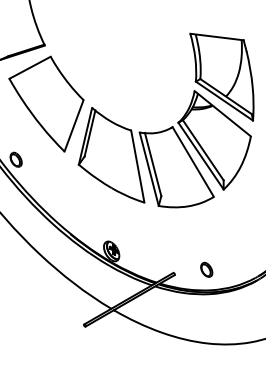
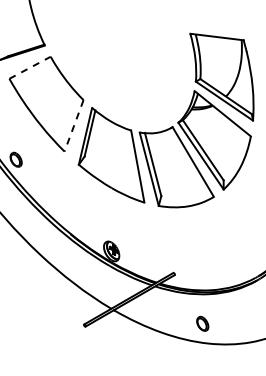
line: solid -> dashed (30, 67)
line: solid -> dashed (73, 126)
part position: (206, 269) -> (202, 323) (202, 323)
